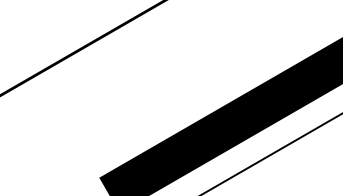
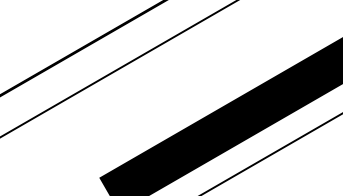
line: none -> present (117, 69)
